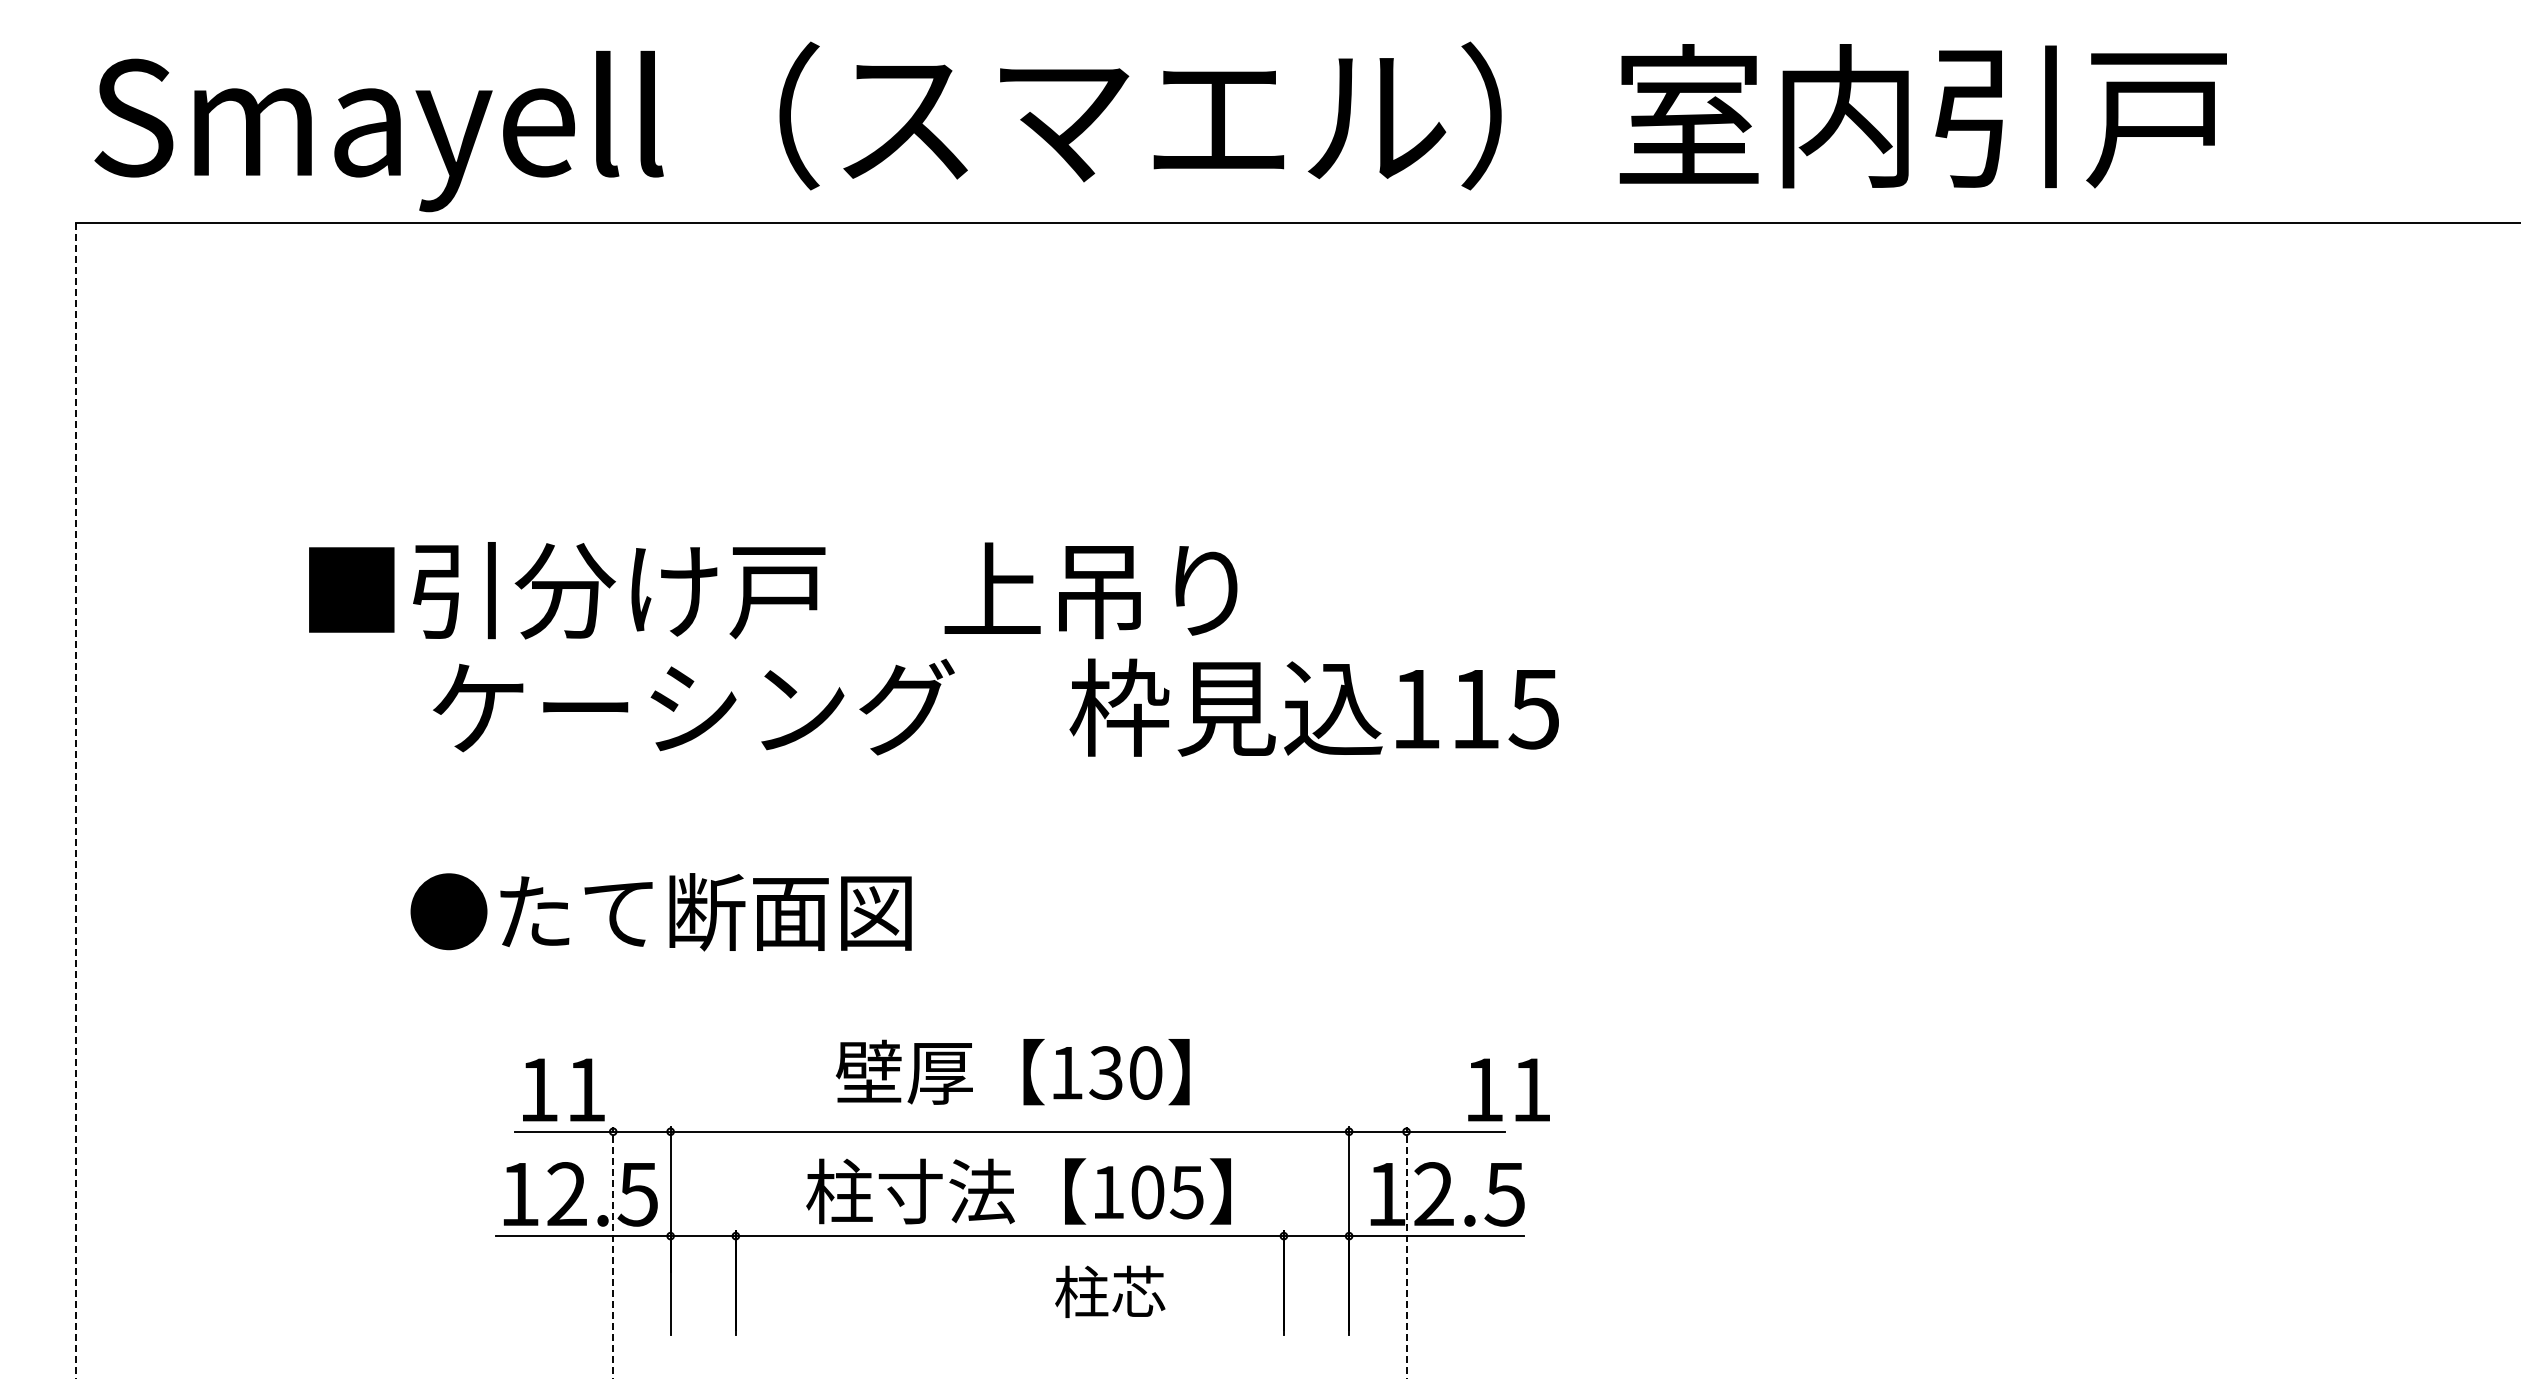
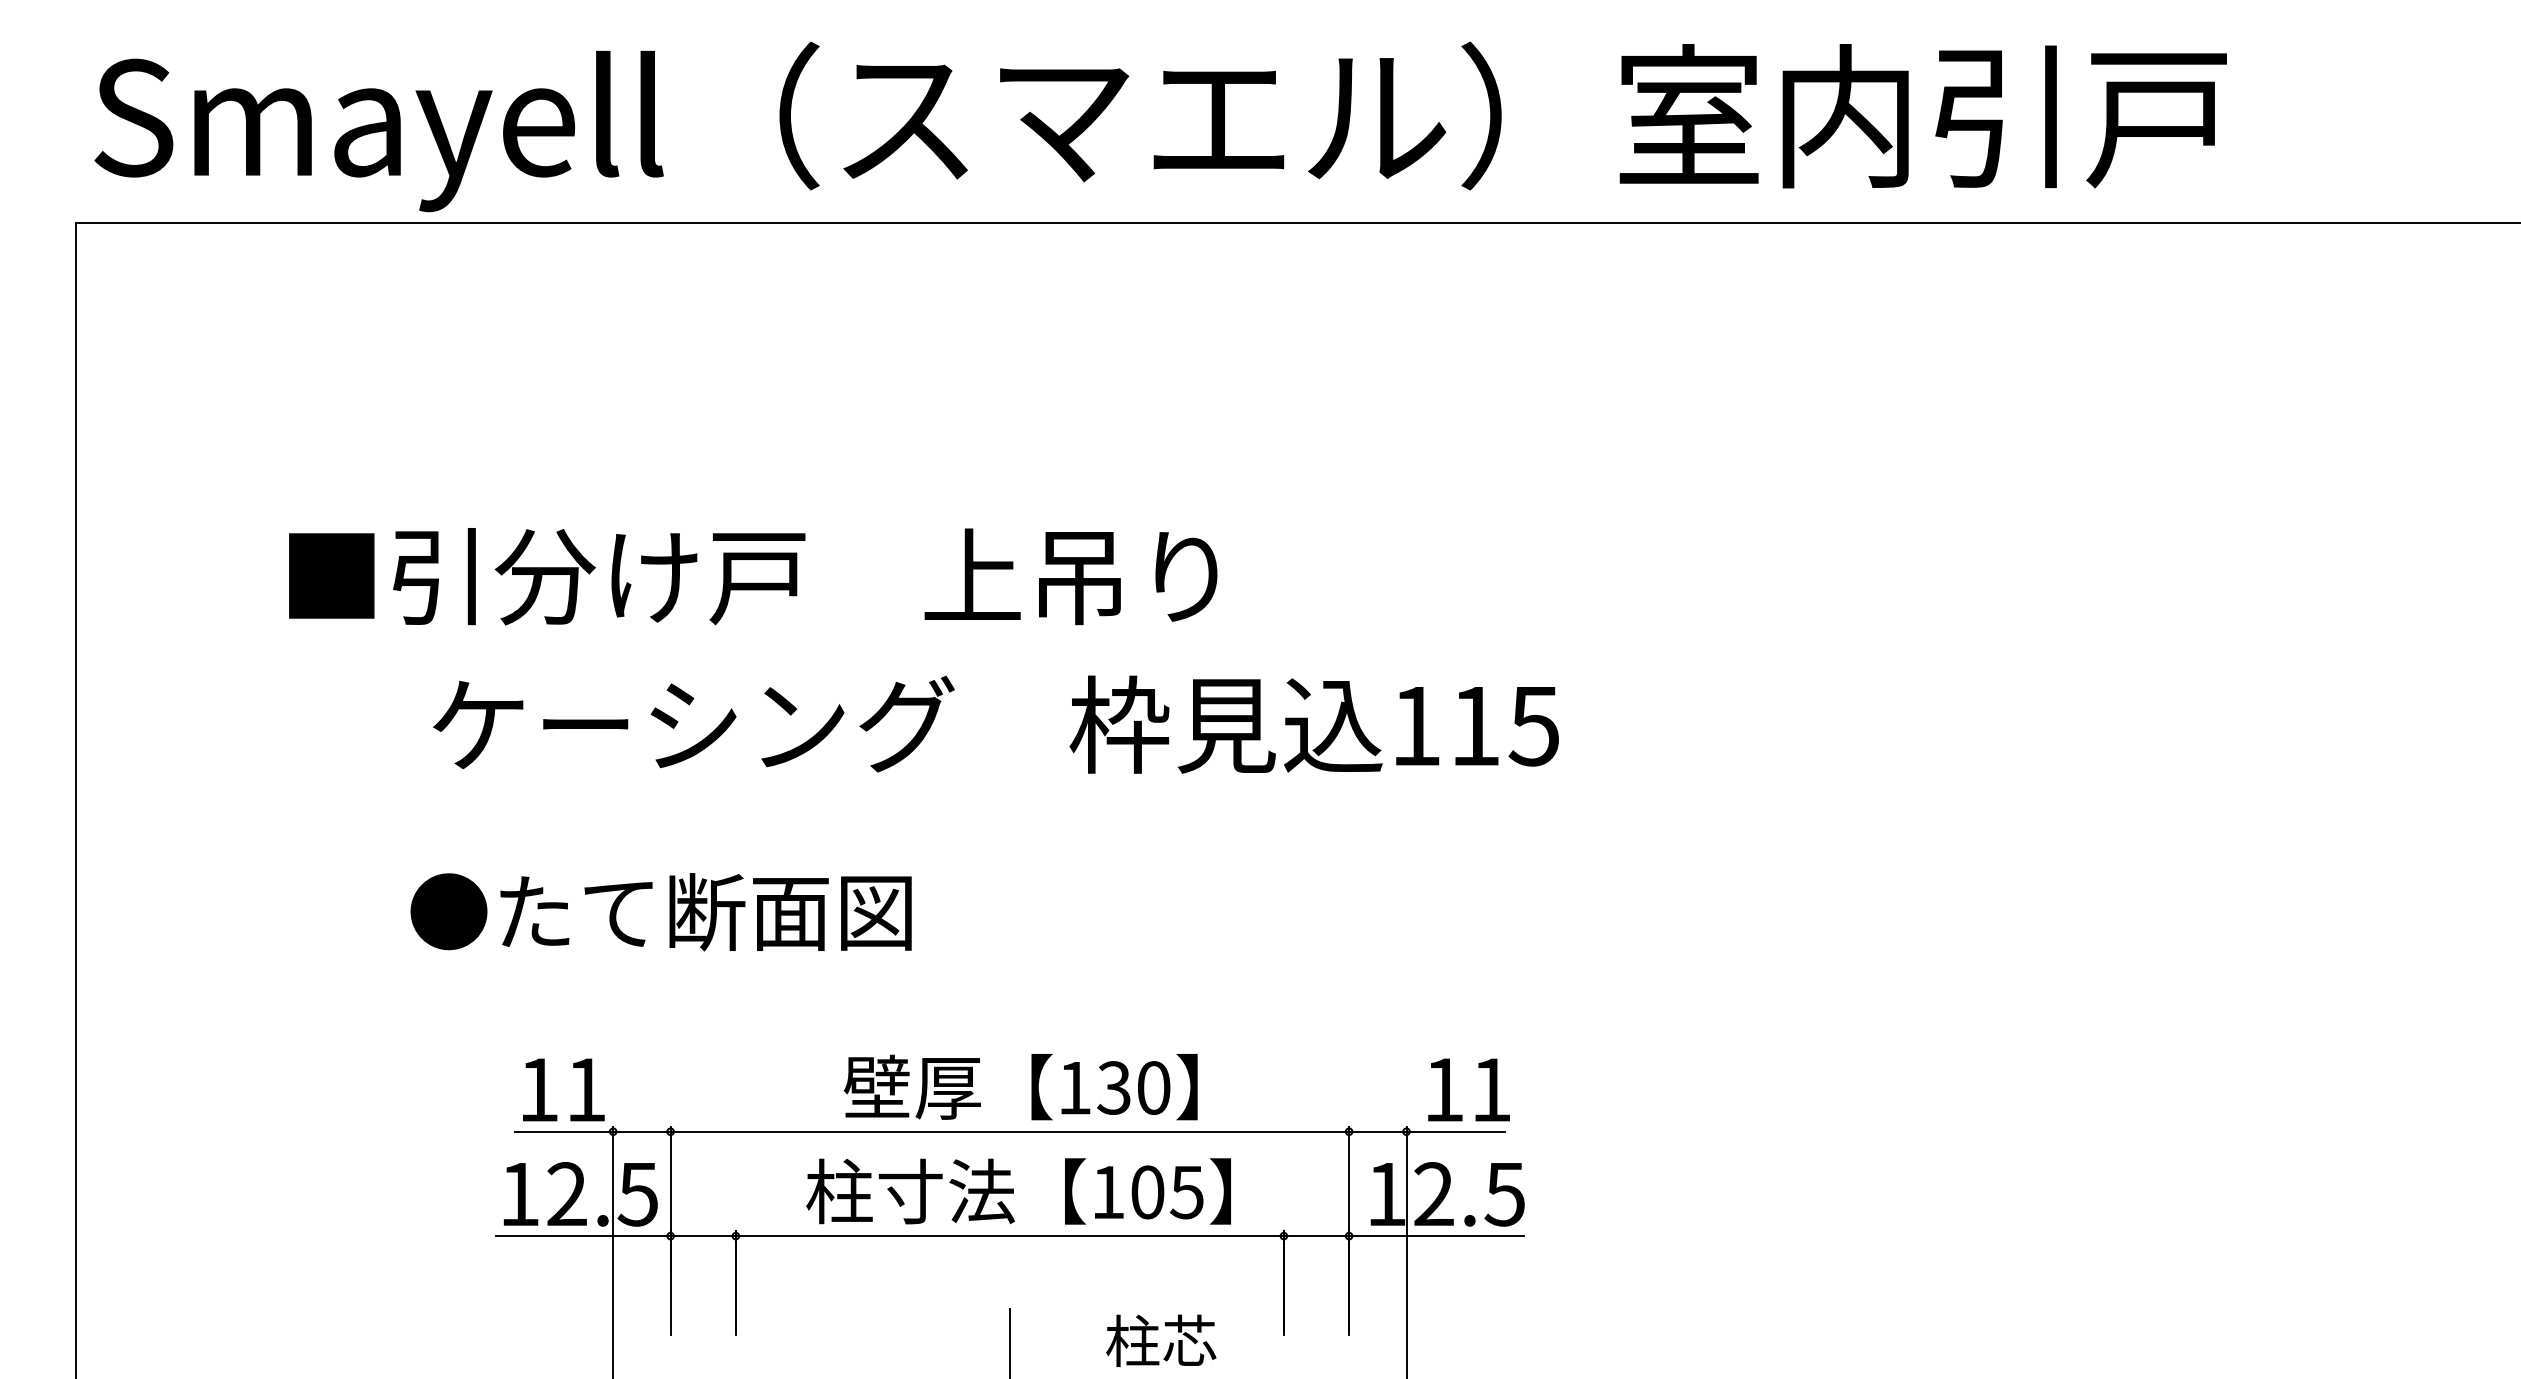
text position: (773, 590) -> (753, 576) (753, 576)
text position: (995, 707) -> (995, 724) (995, 724)
line: dashed -> solid (75, 800)
text position: (1012, 1072) -> (1020, 1087) (1020, 1087)
text position: (1508, 1089) -> (1468, 1089) (1468, 1089)
line: dashed -> solid (613, 1252)
line: dashed -> solid (1406, 1252)
text position: (1110, 1291) -> (1161, 1340) (1161, 1340)
line: none -> present (1009, 1341)
